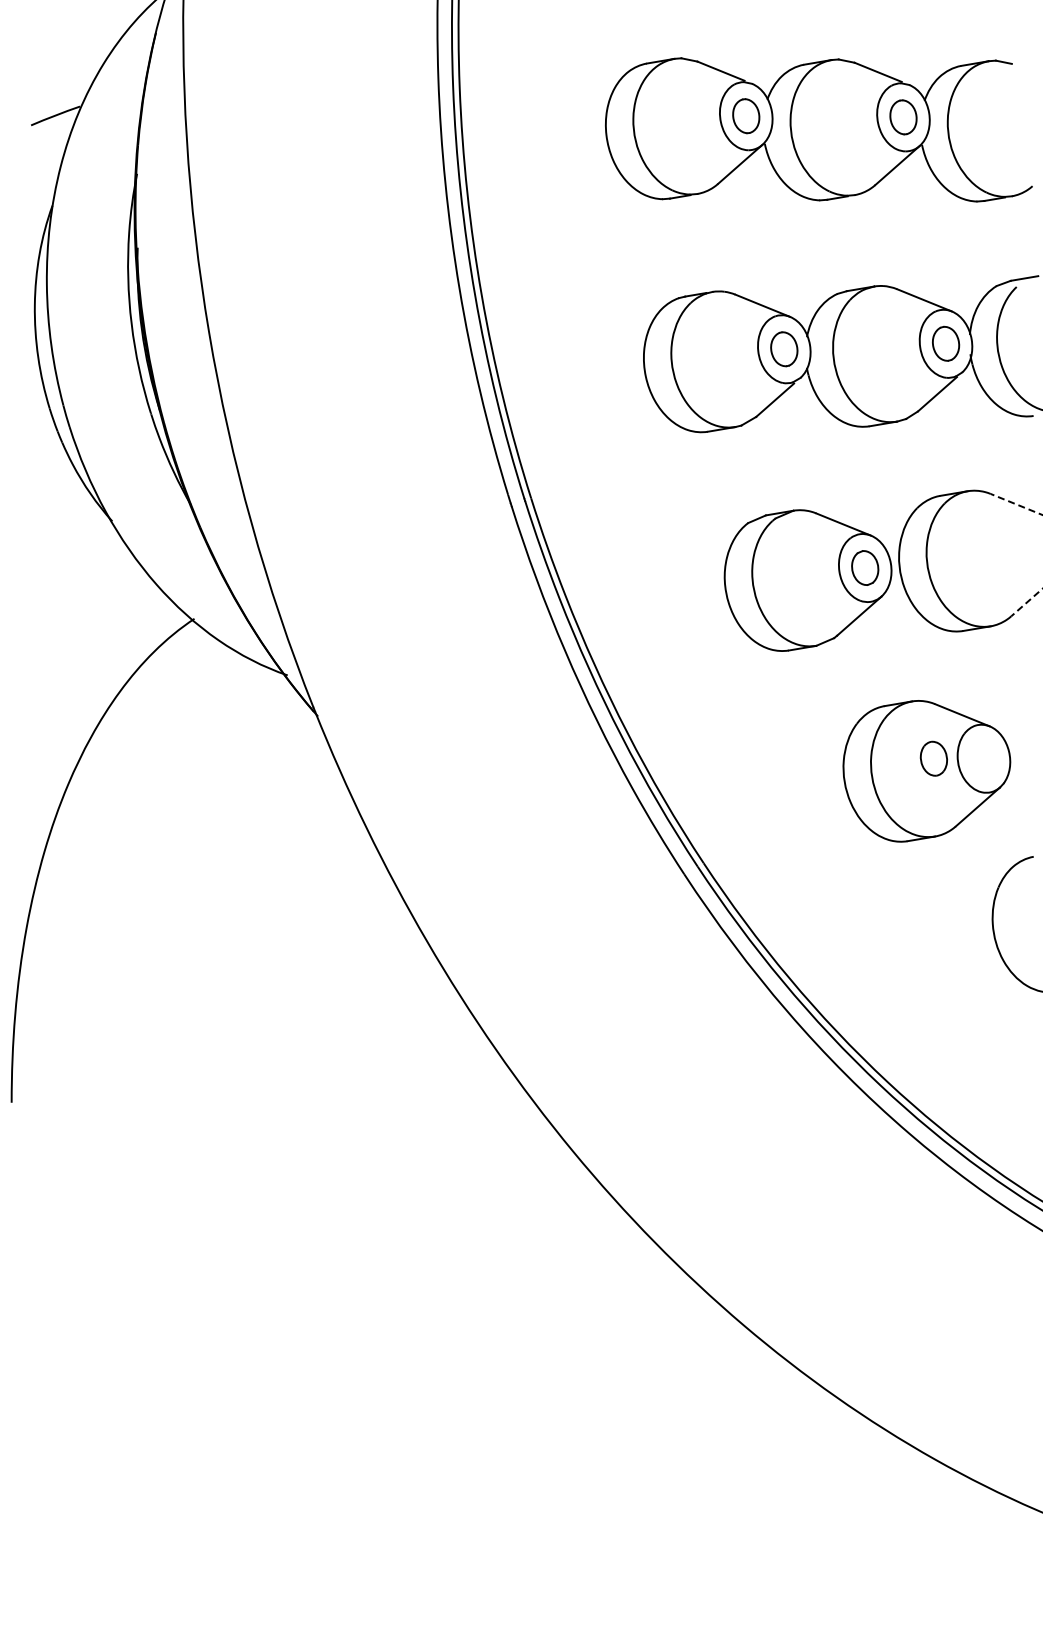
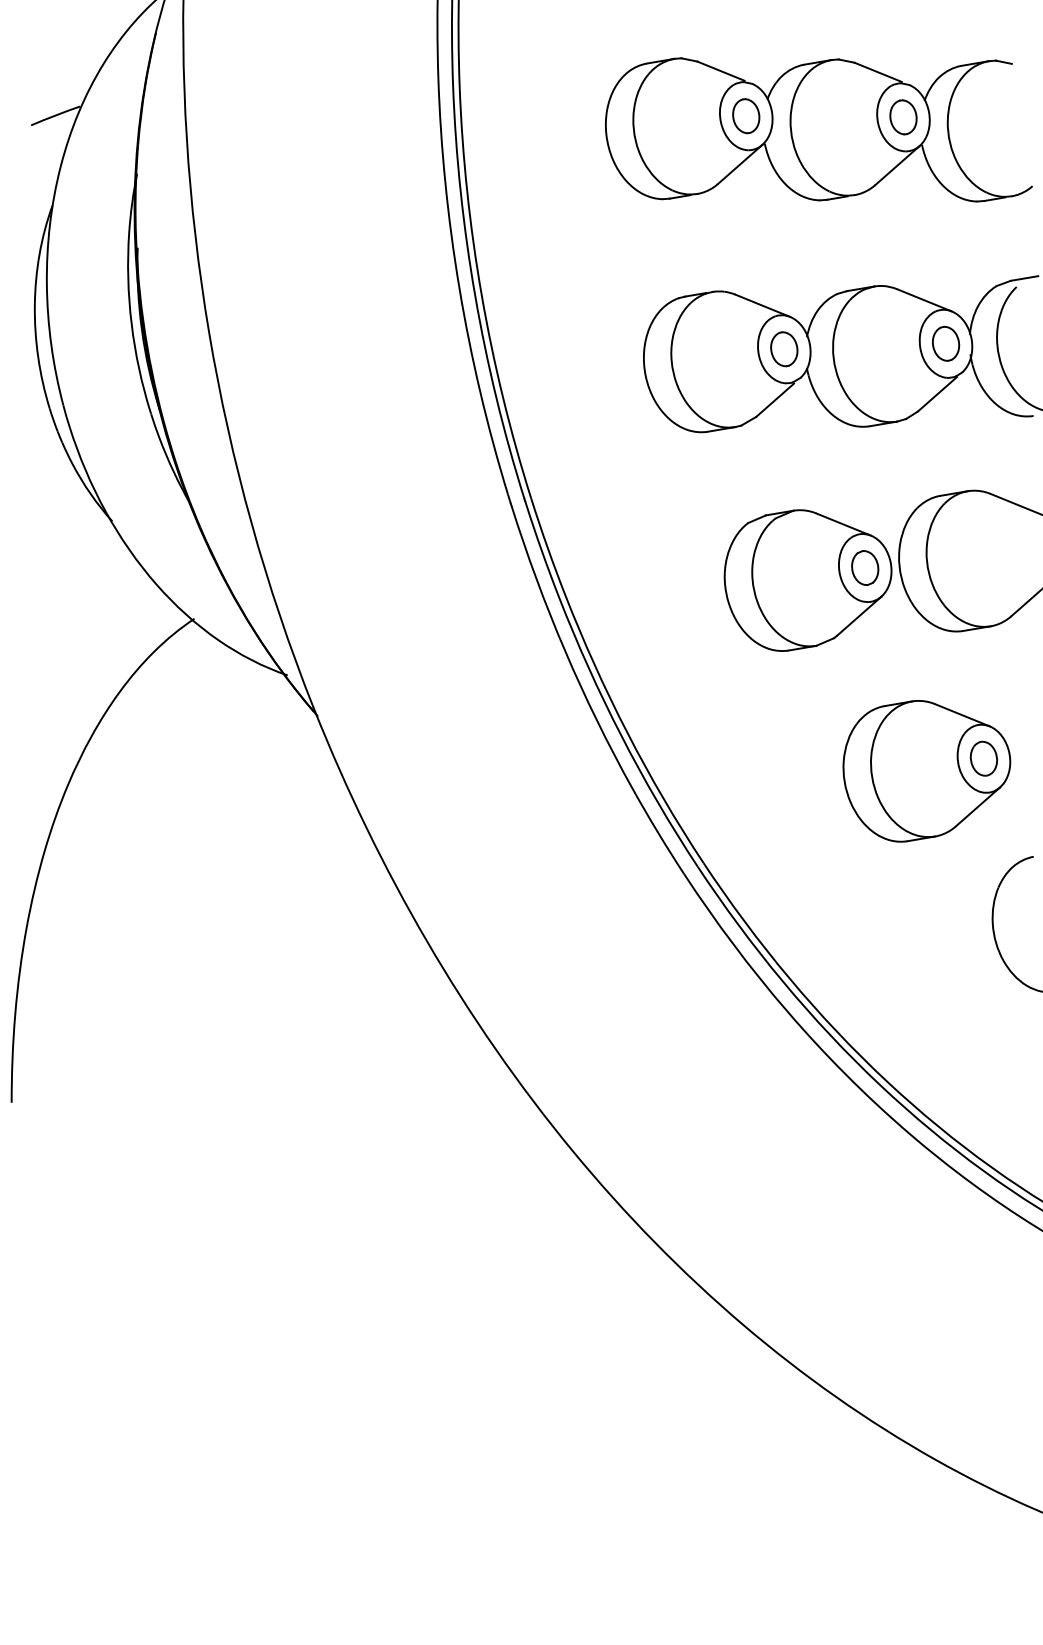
line: dashed -> solid (1016, 504)
line: dashed -> solid (1027, 602)
part position: (933, 758) -> (983, 758) (983, 758)
